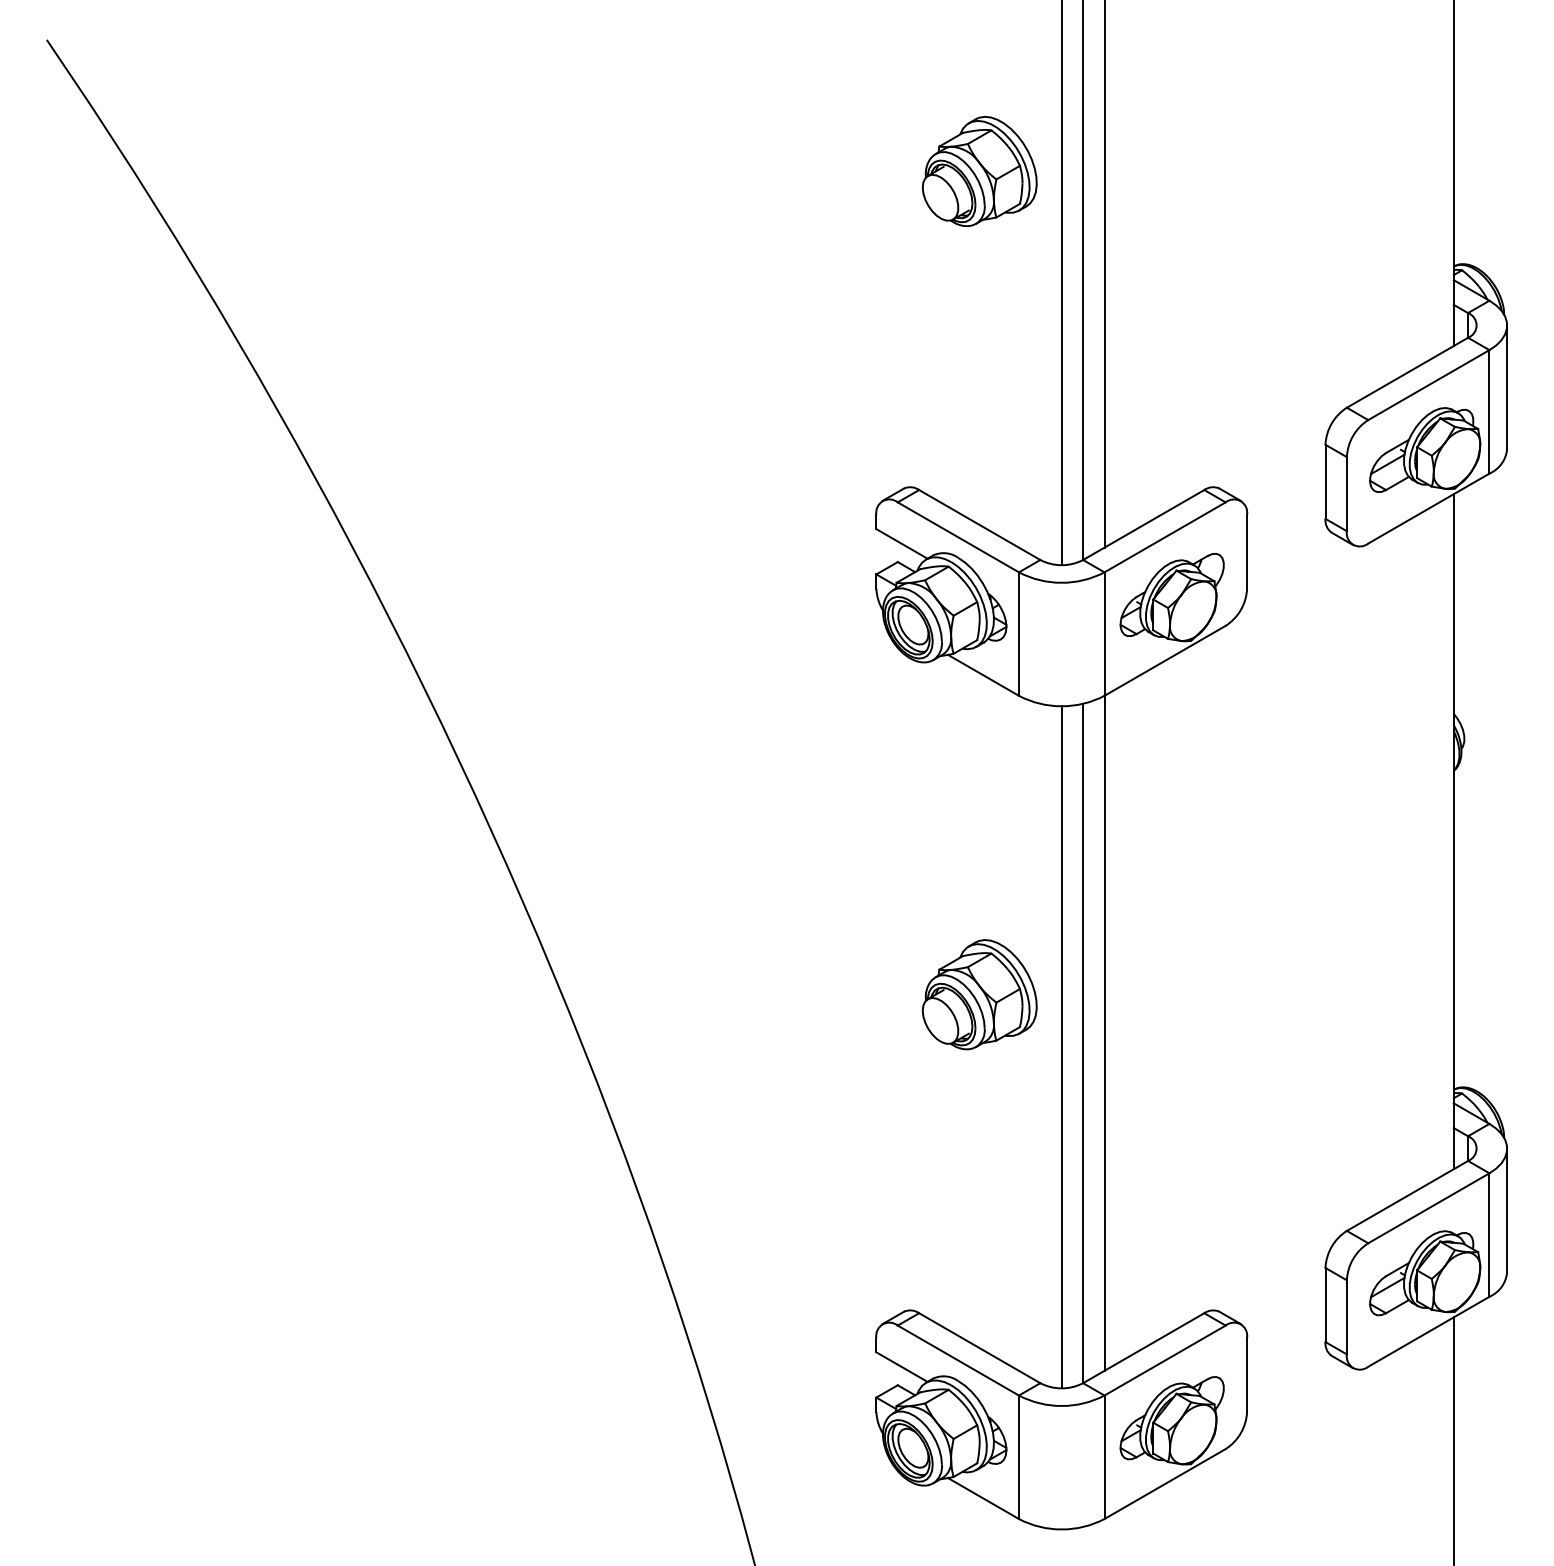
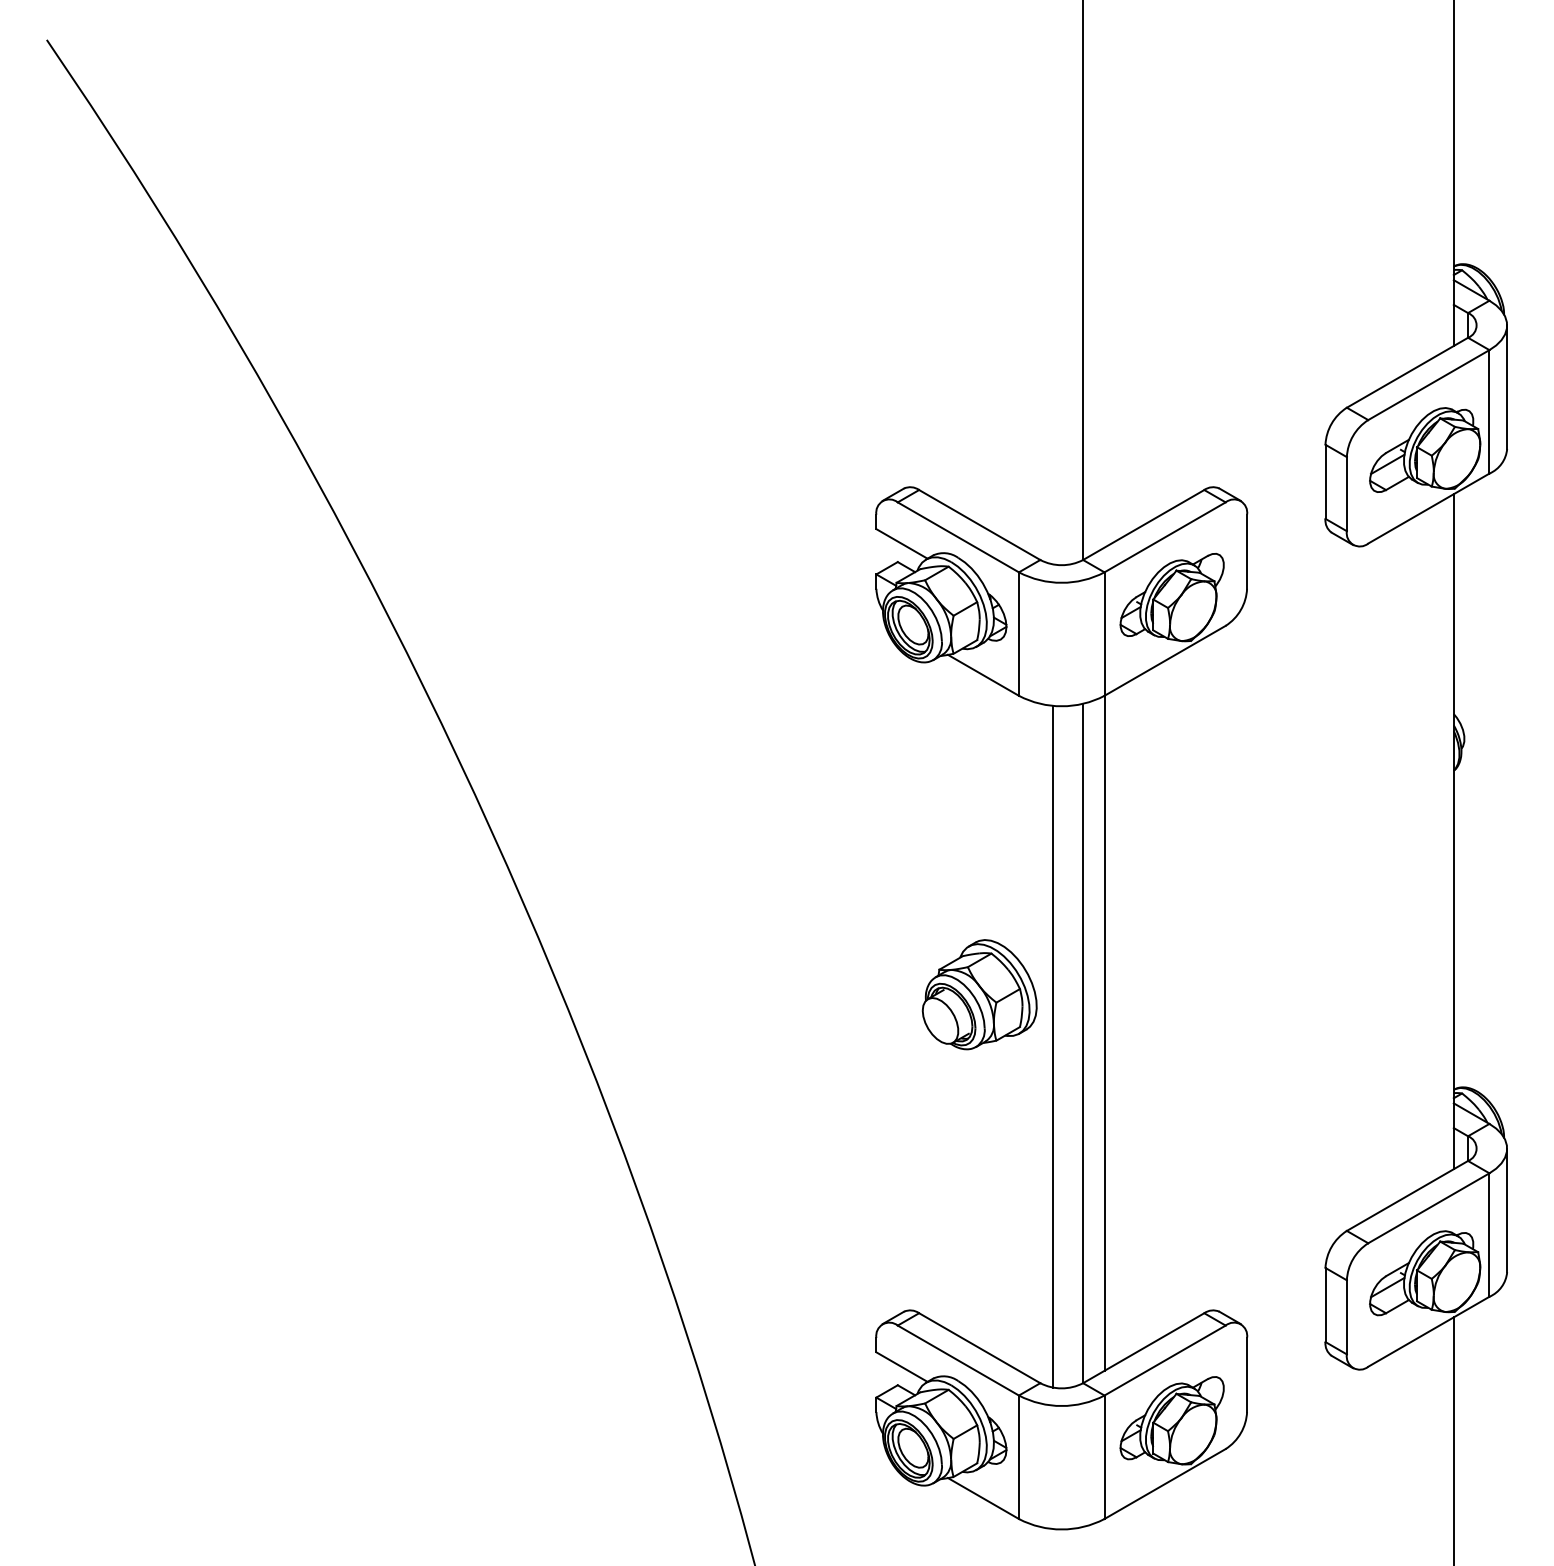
part: present -> none (979, 171)
line: present -> none (1104, 274)
line: present -> none (1061, 283)
line position: (1061, 1047) -> (1052, 1047) (1052, 1047)
